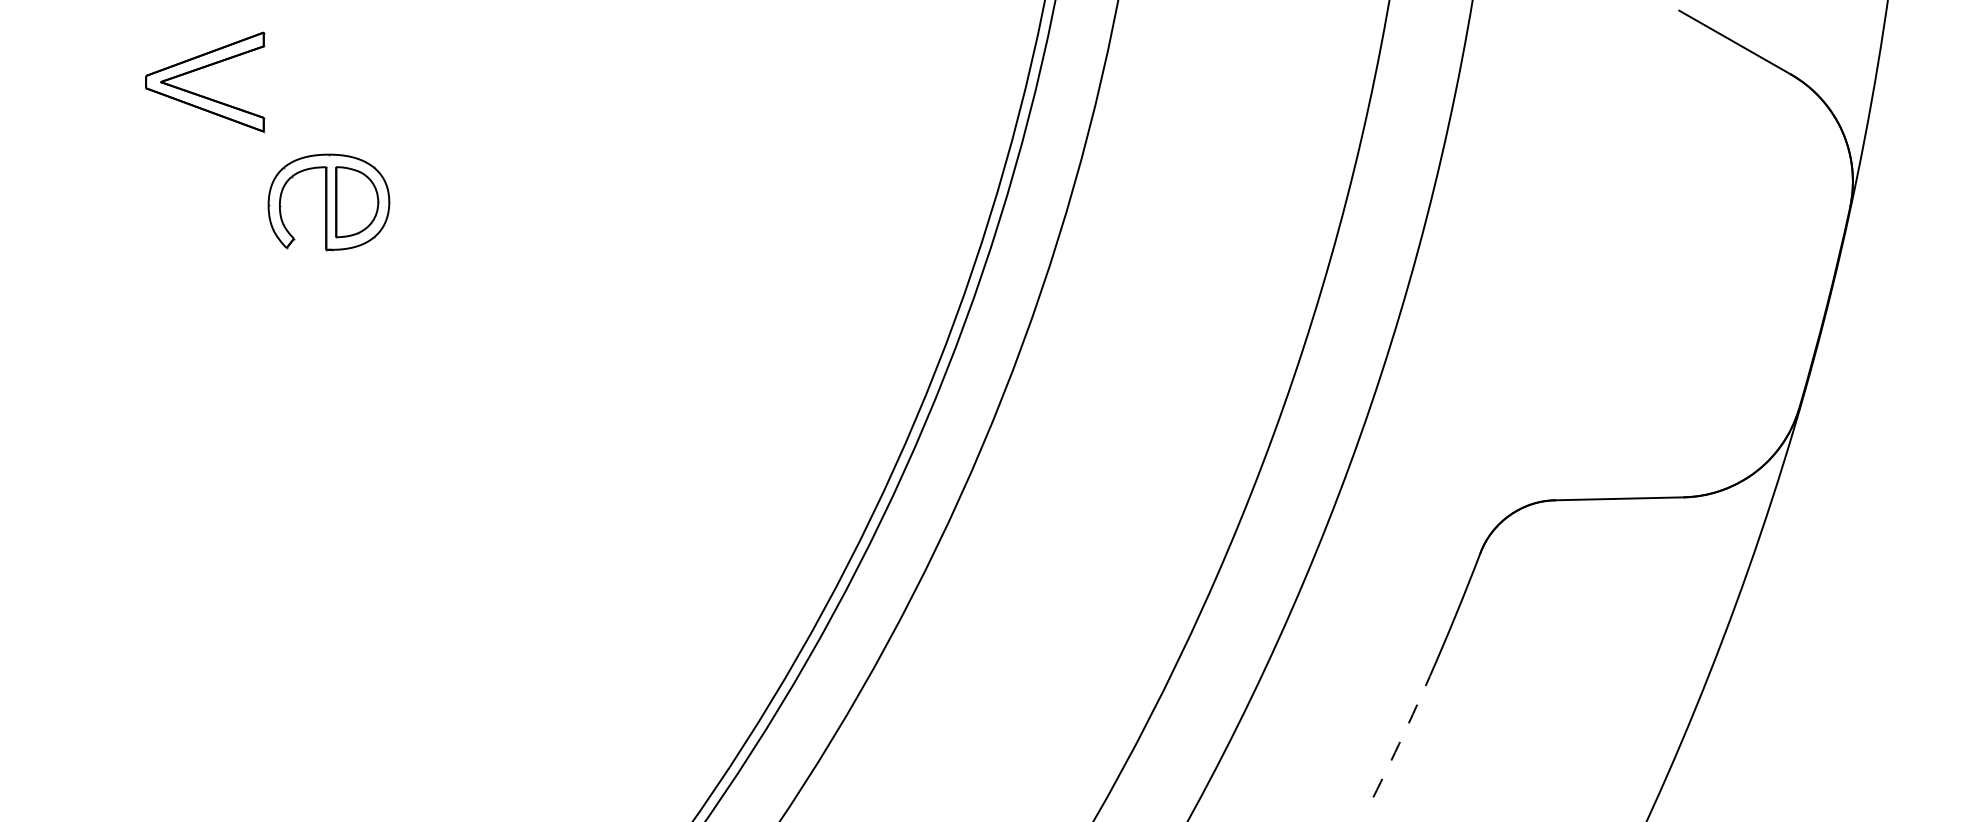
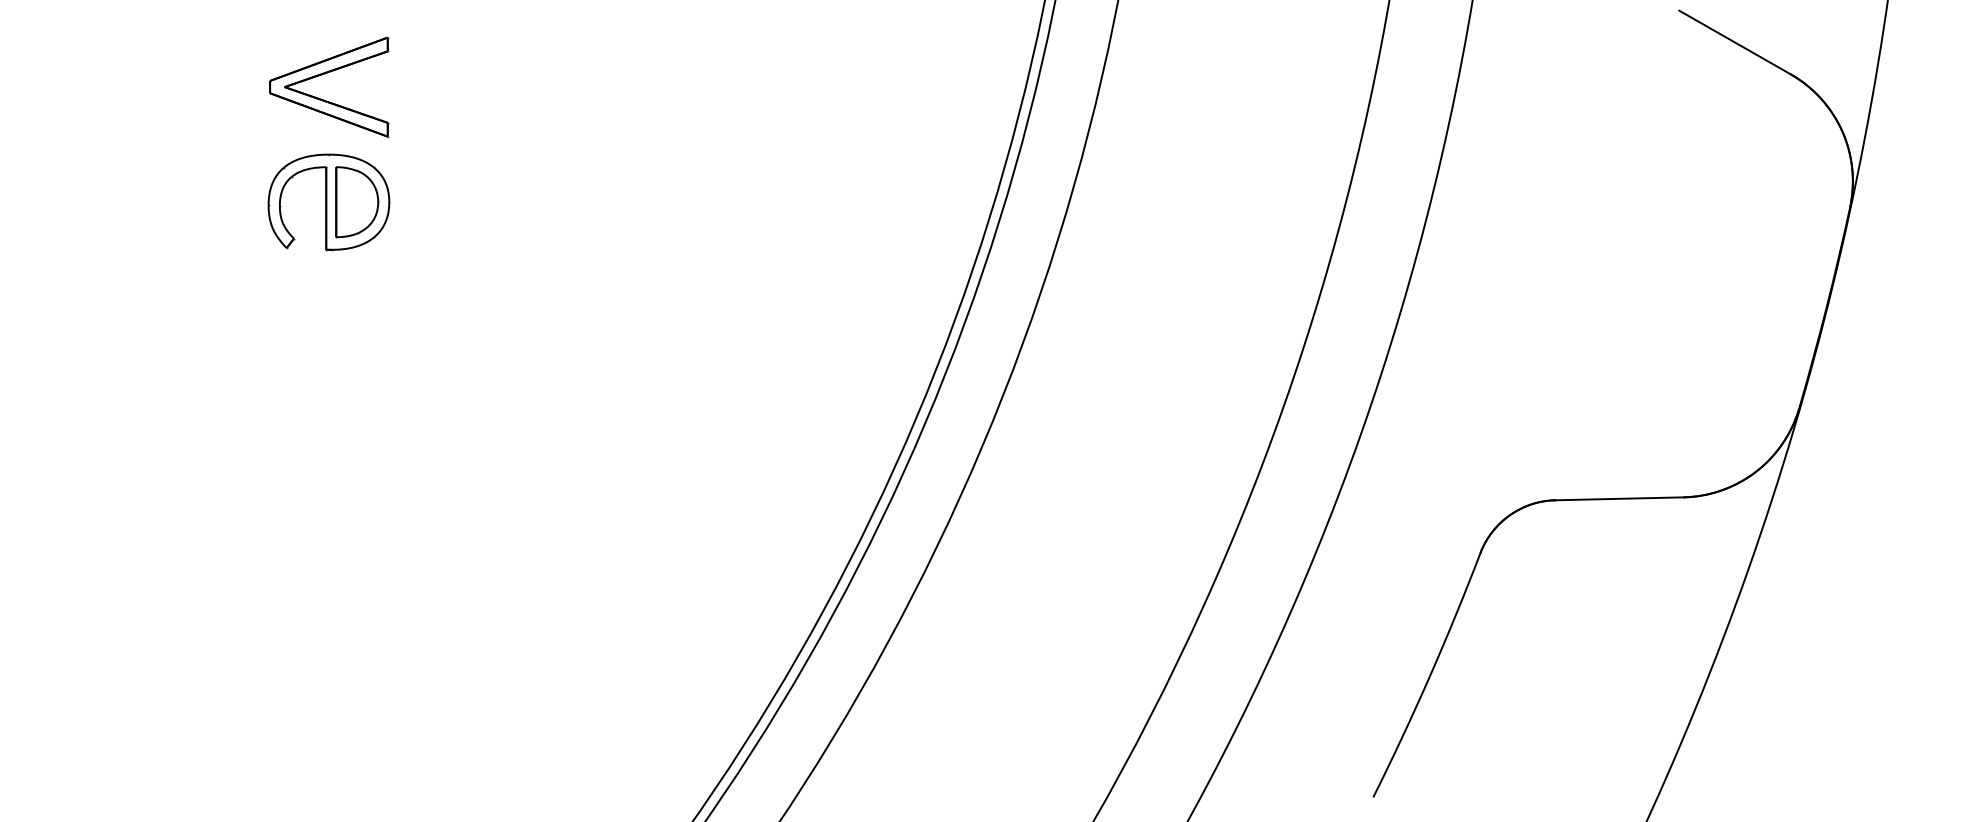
part position: (200, 94) -> (324, 99) (324, 99)
arc: dashed -> solid (1402, 737)
